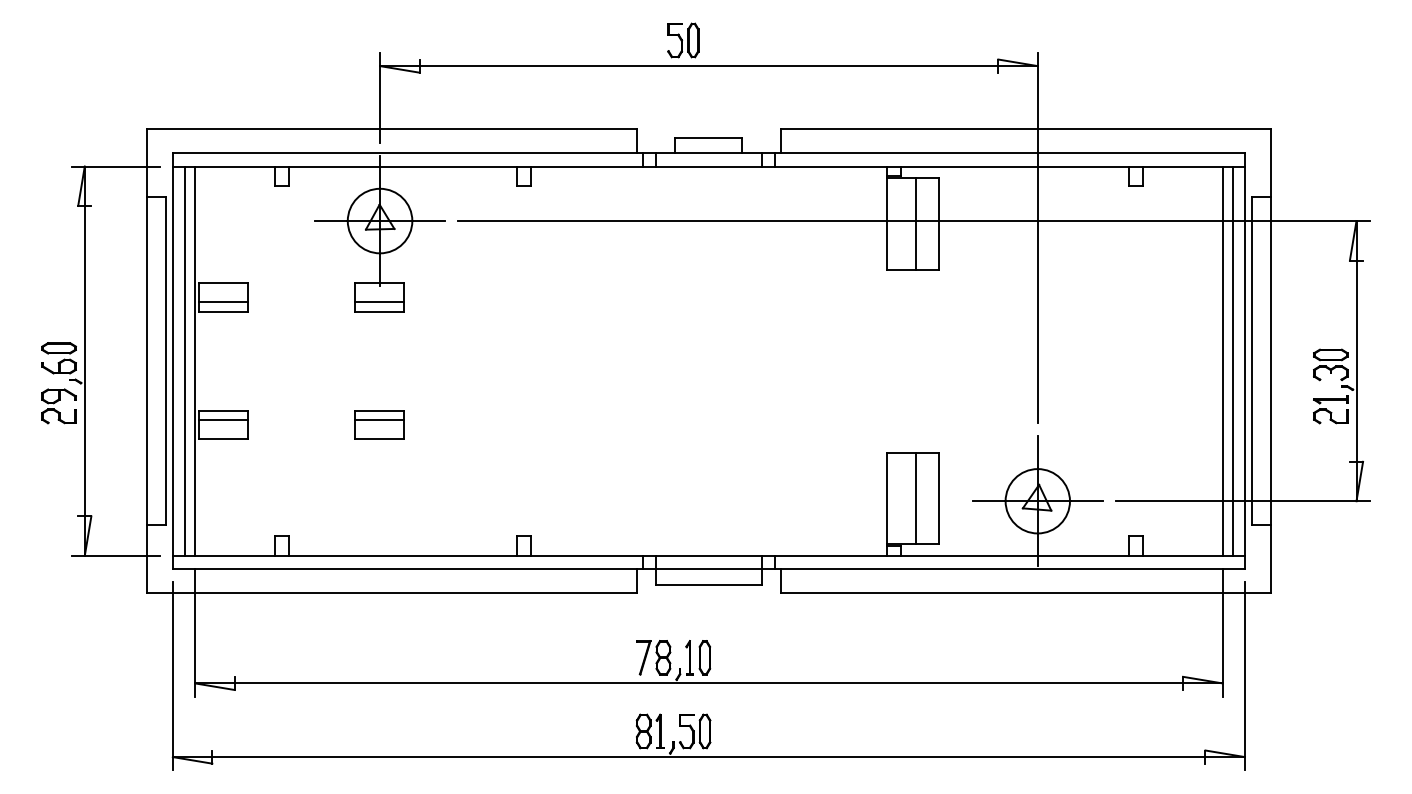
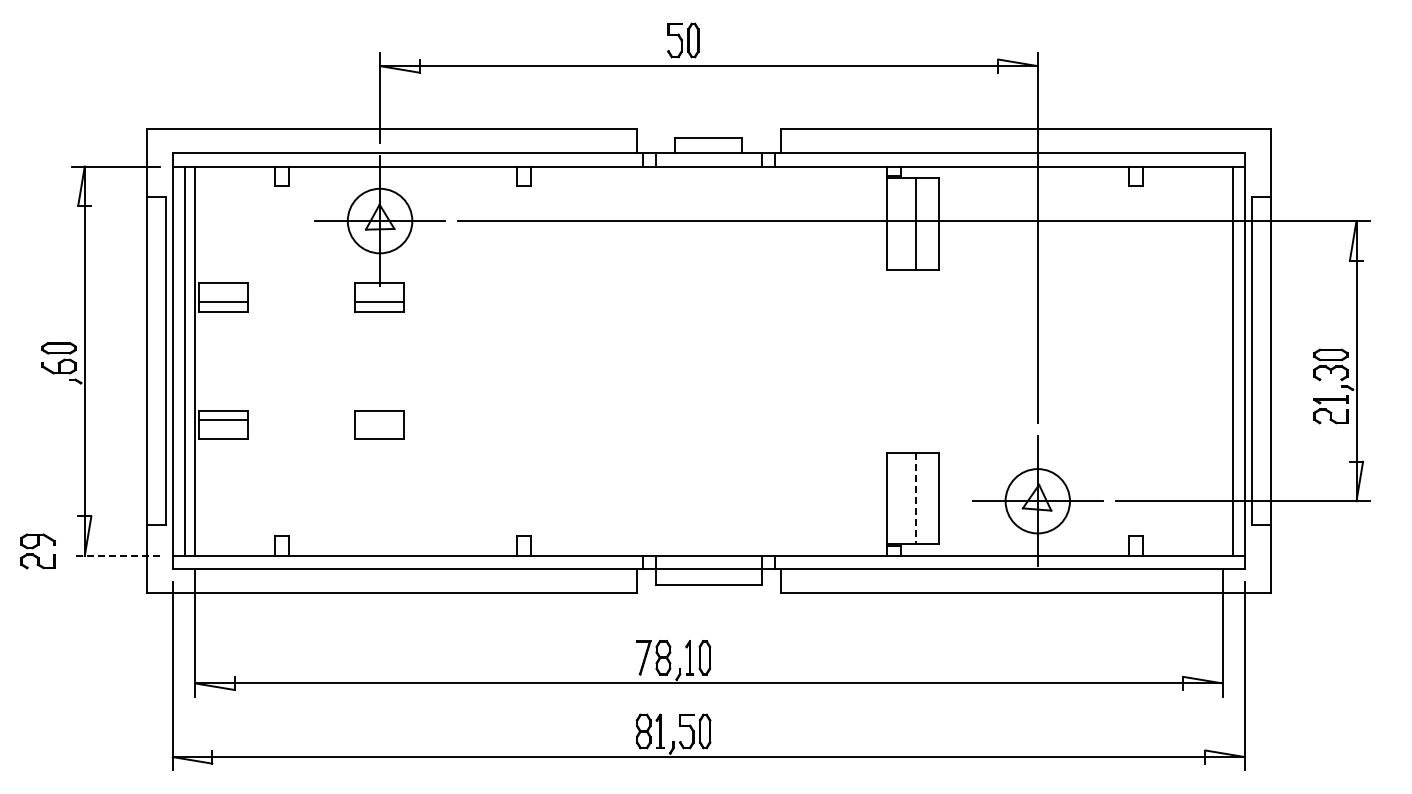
line: present -> none (1222, 360)
part position: (58, 406) -> (37, 551) (37, 551)
line: present -> none (379, 420)
line: solid -> dashed (916, 498)
line: solid -> dashed (115, 555)
